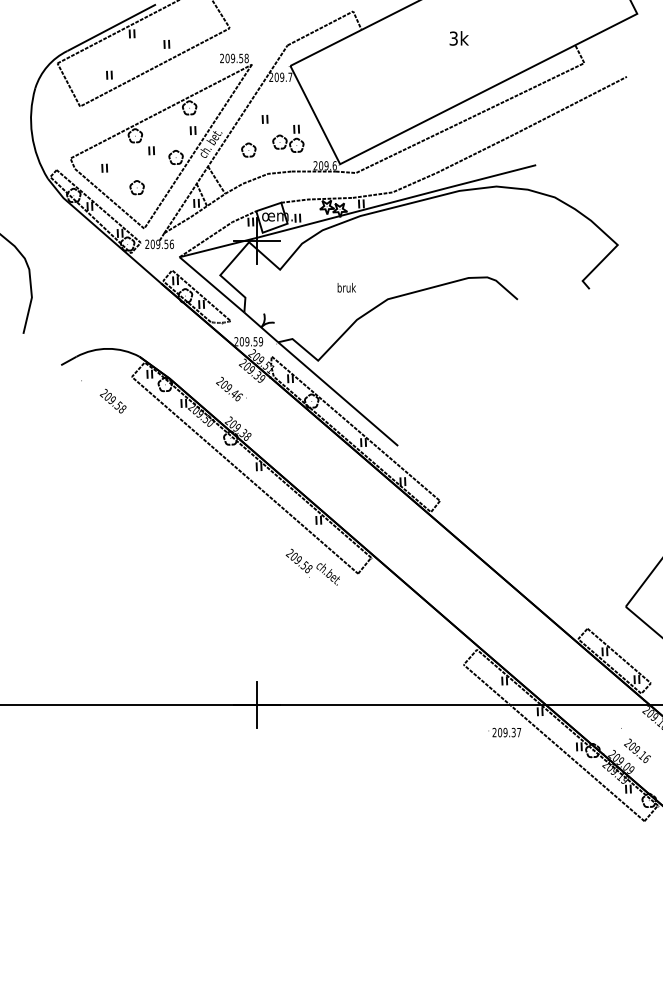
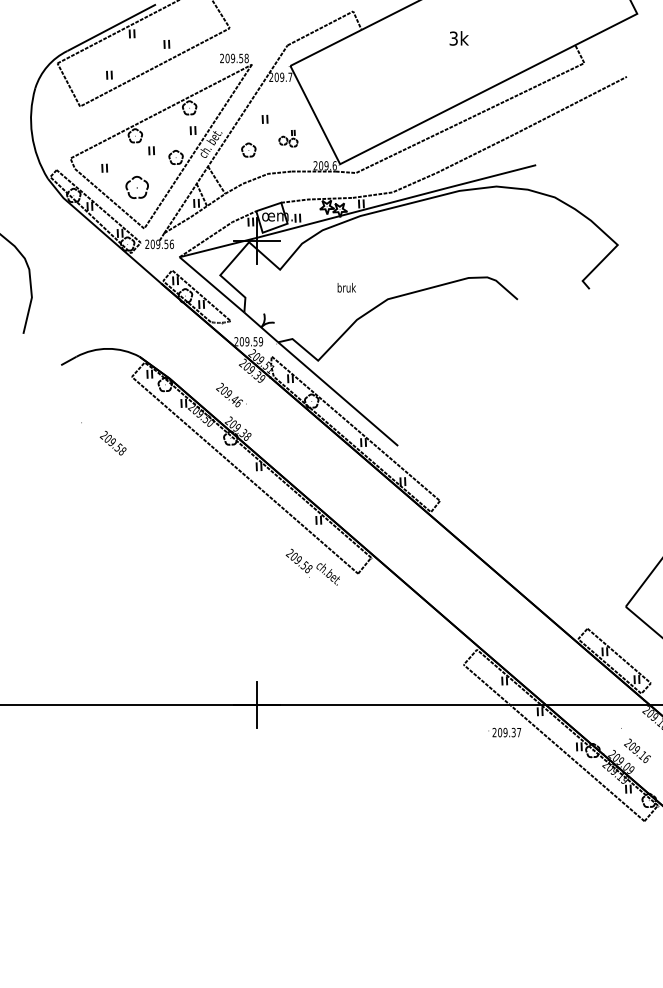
part size: 33x29 px -> 21x19 px (288, 138)
part size: 16x16 px -> 24x23 px (136, 187)
text position: (231, 388) -> (231, 394) (231, 394)
text position: (103, 396) -> (103, 438) (103, 438)
